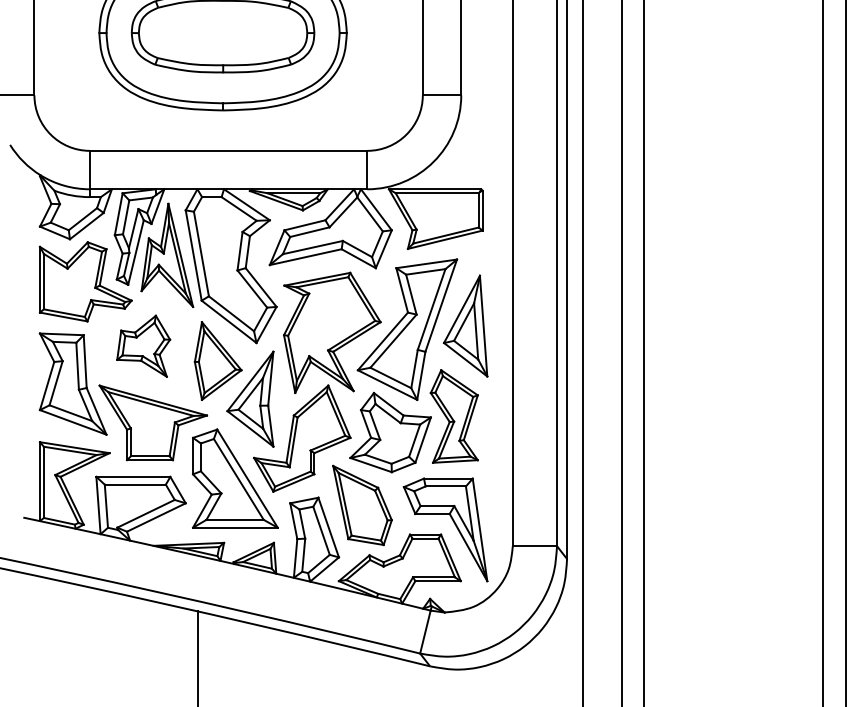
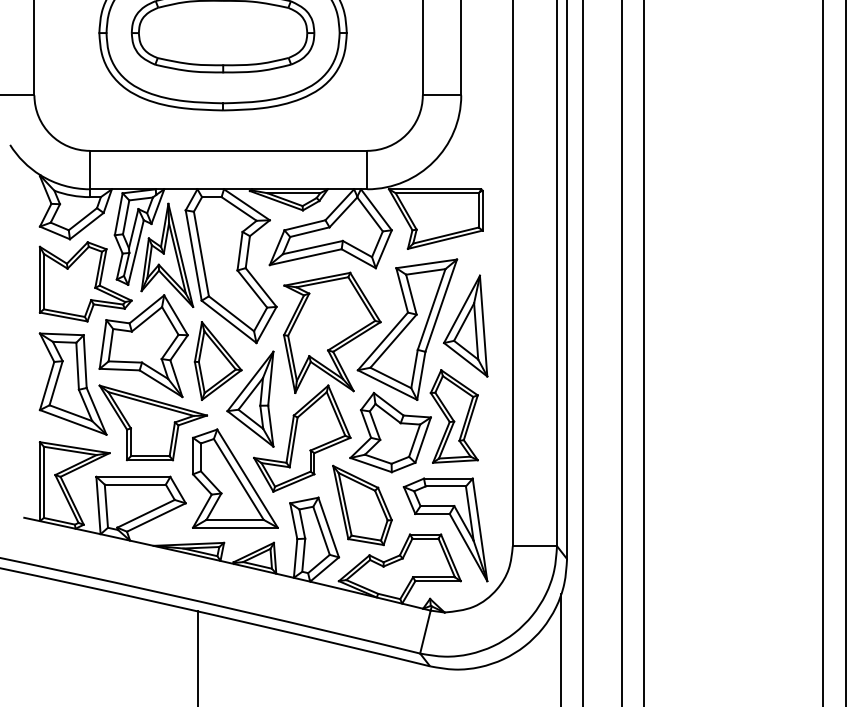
part size: 56x64 px -> 91x105 px (143, 346)
line: none -> present (560, 648)
